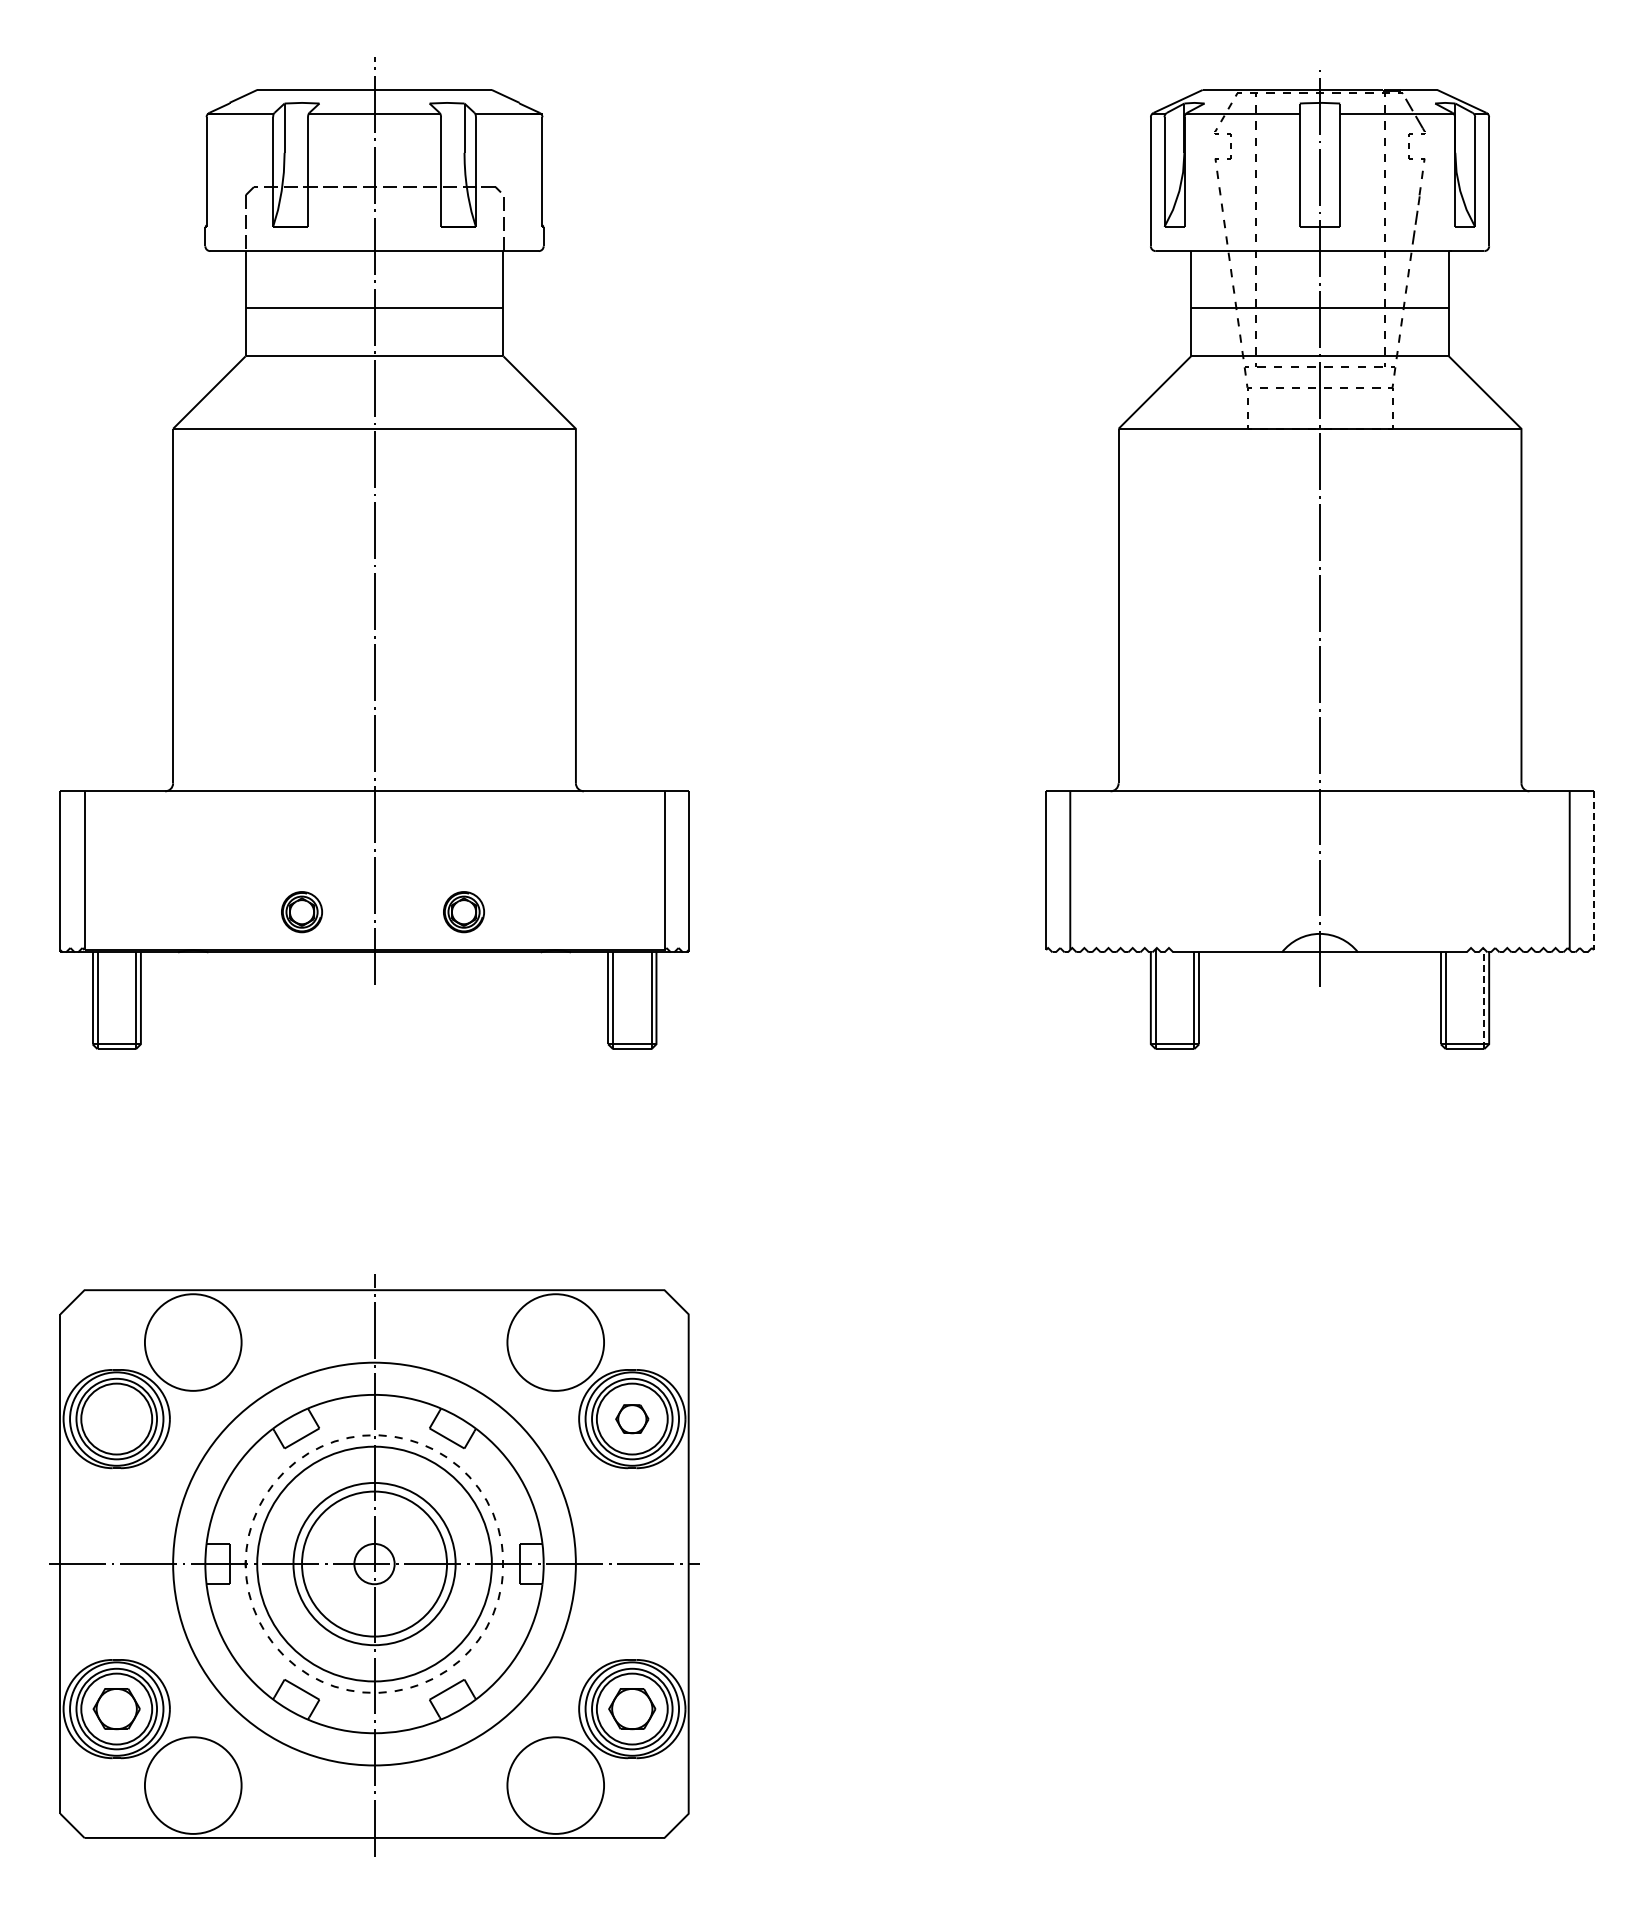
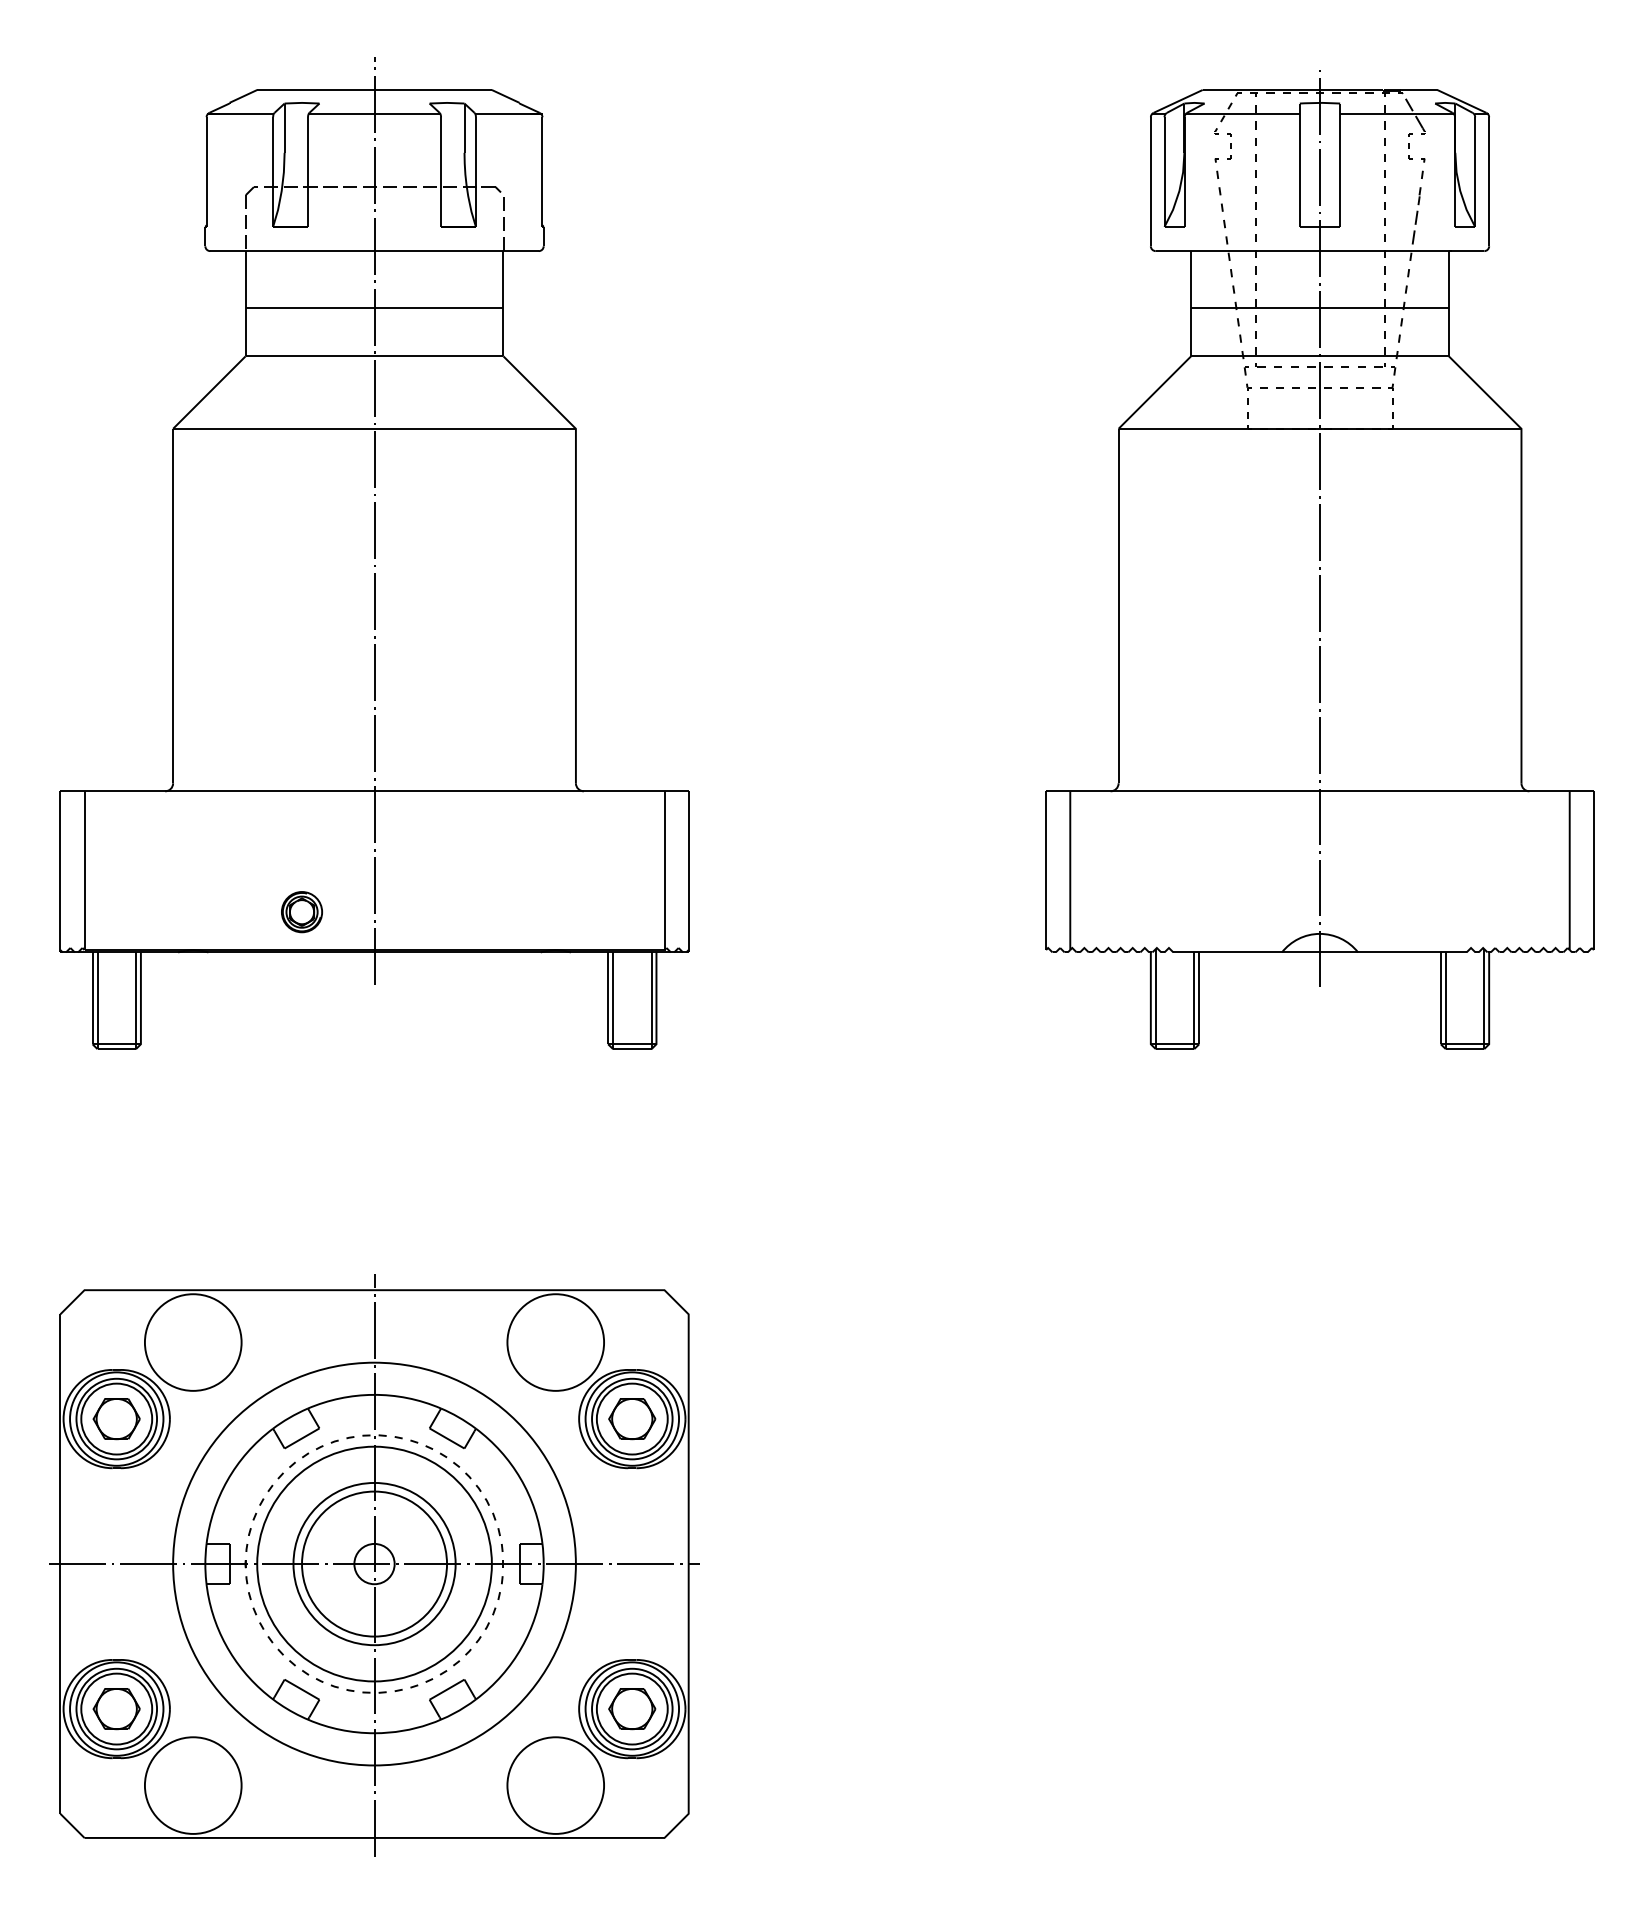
line: dashed -> solid (1593, 871)
part: present -> none (463, 912)
line: dashed -> solid (1484, 998)
part: none -> present (116, 1419)
part size: 35x31 px -> 49x43 px (632, 1419)
